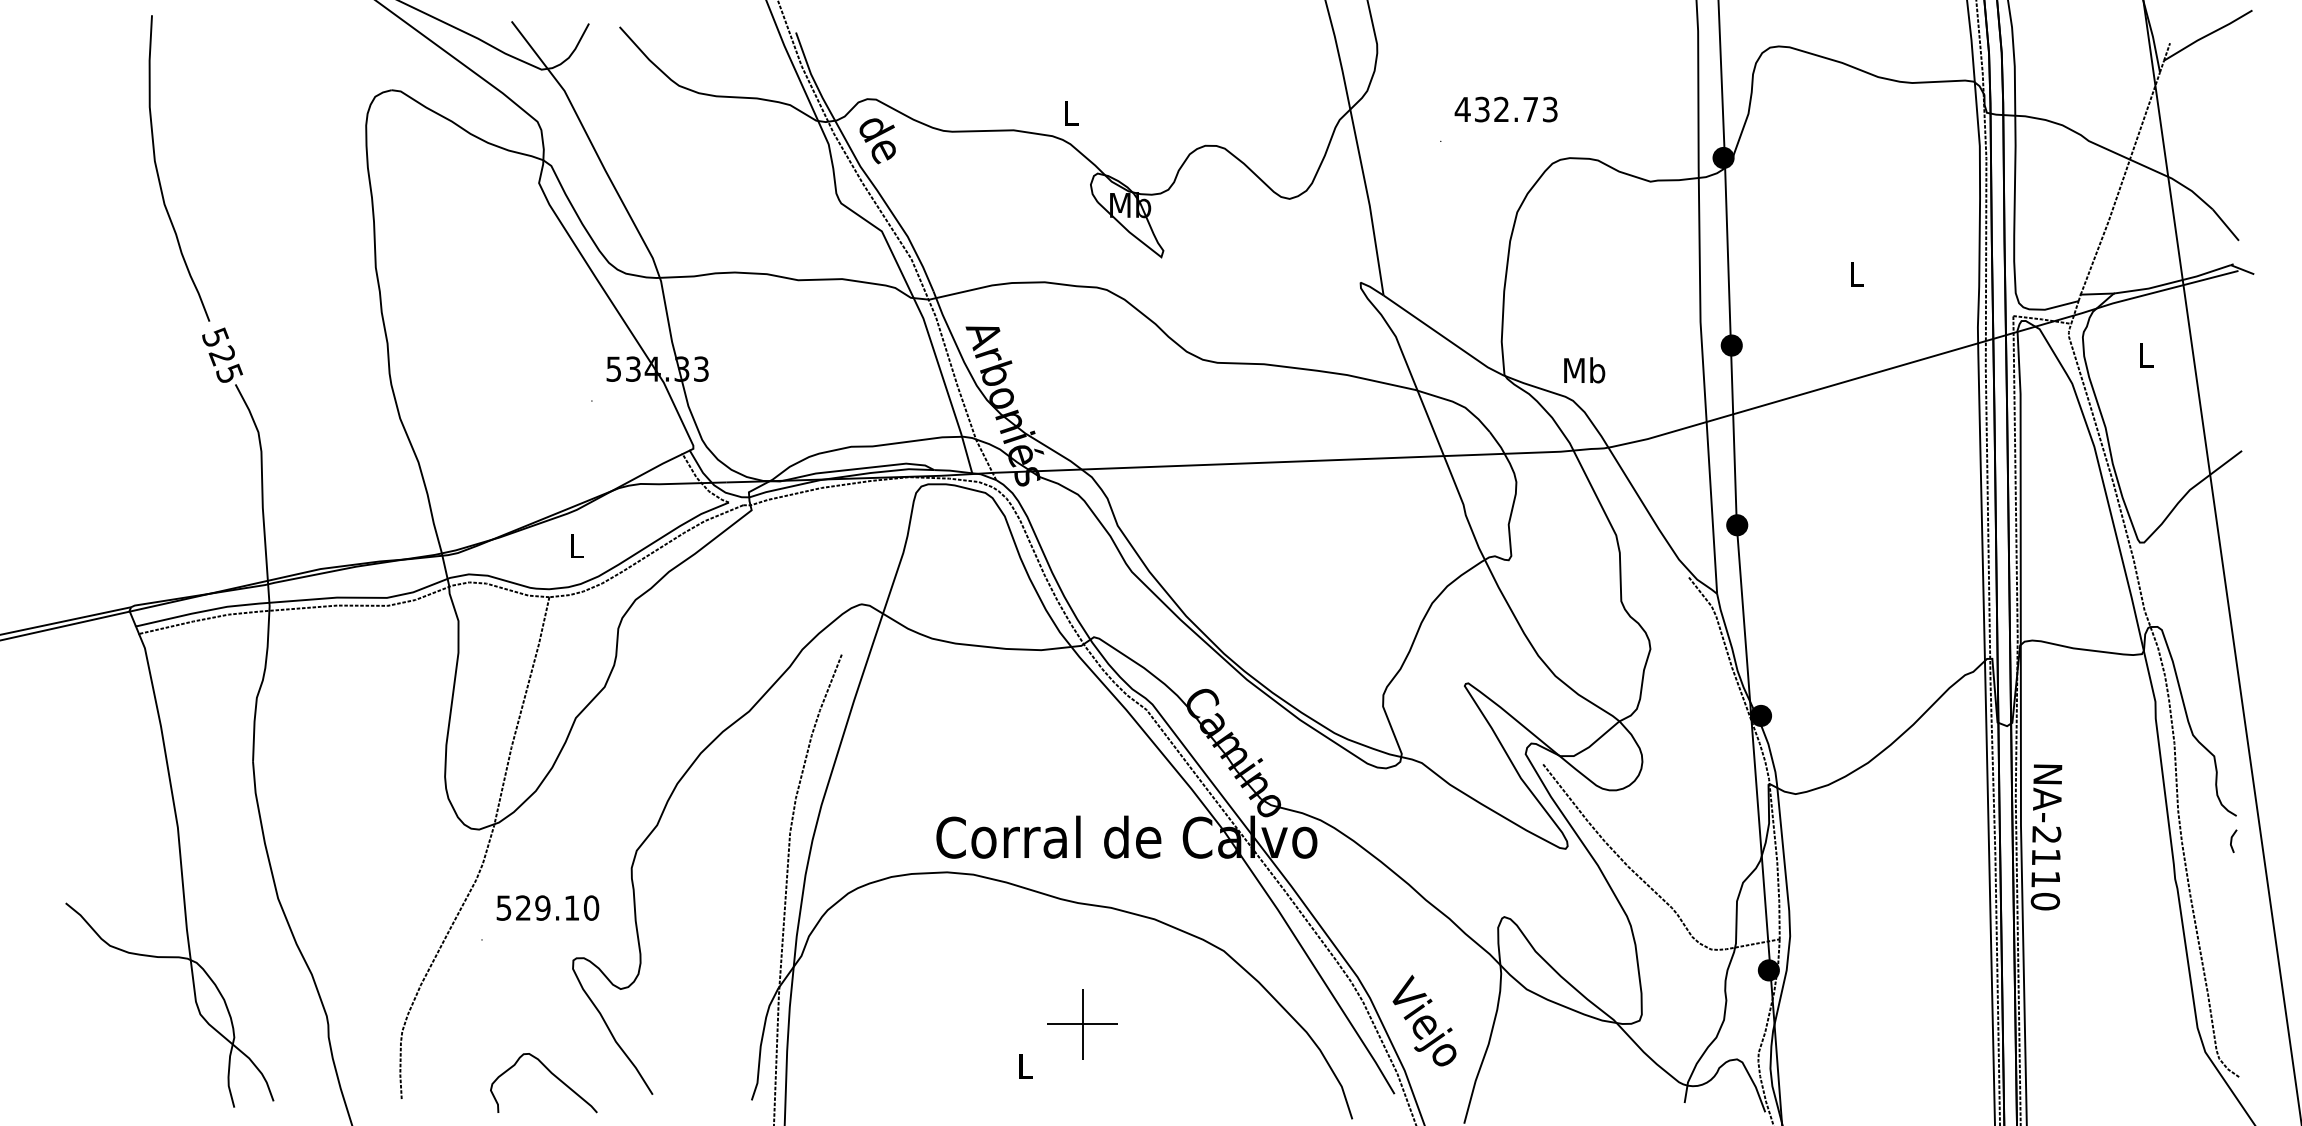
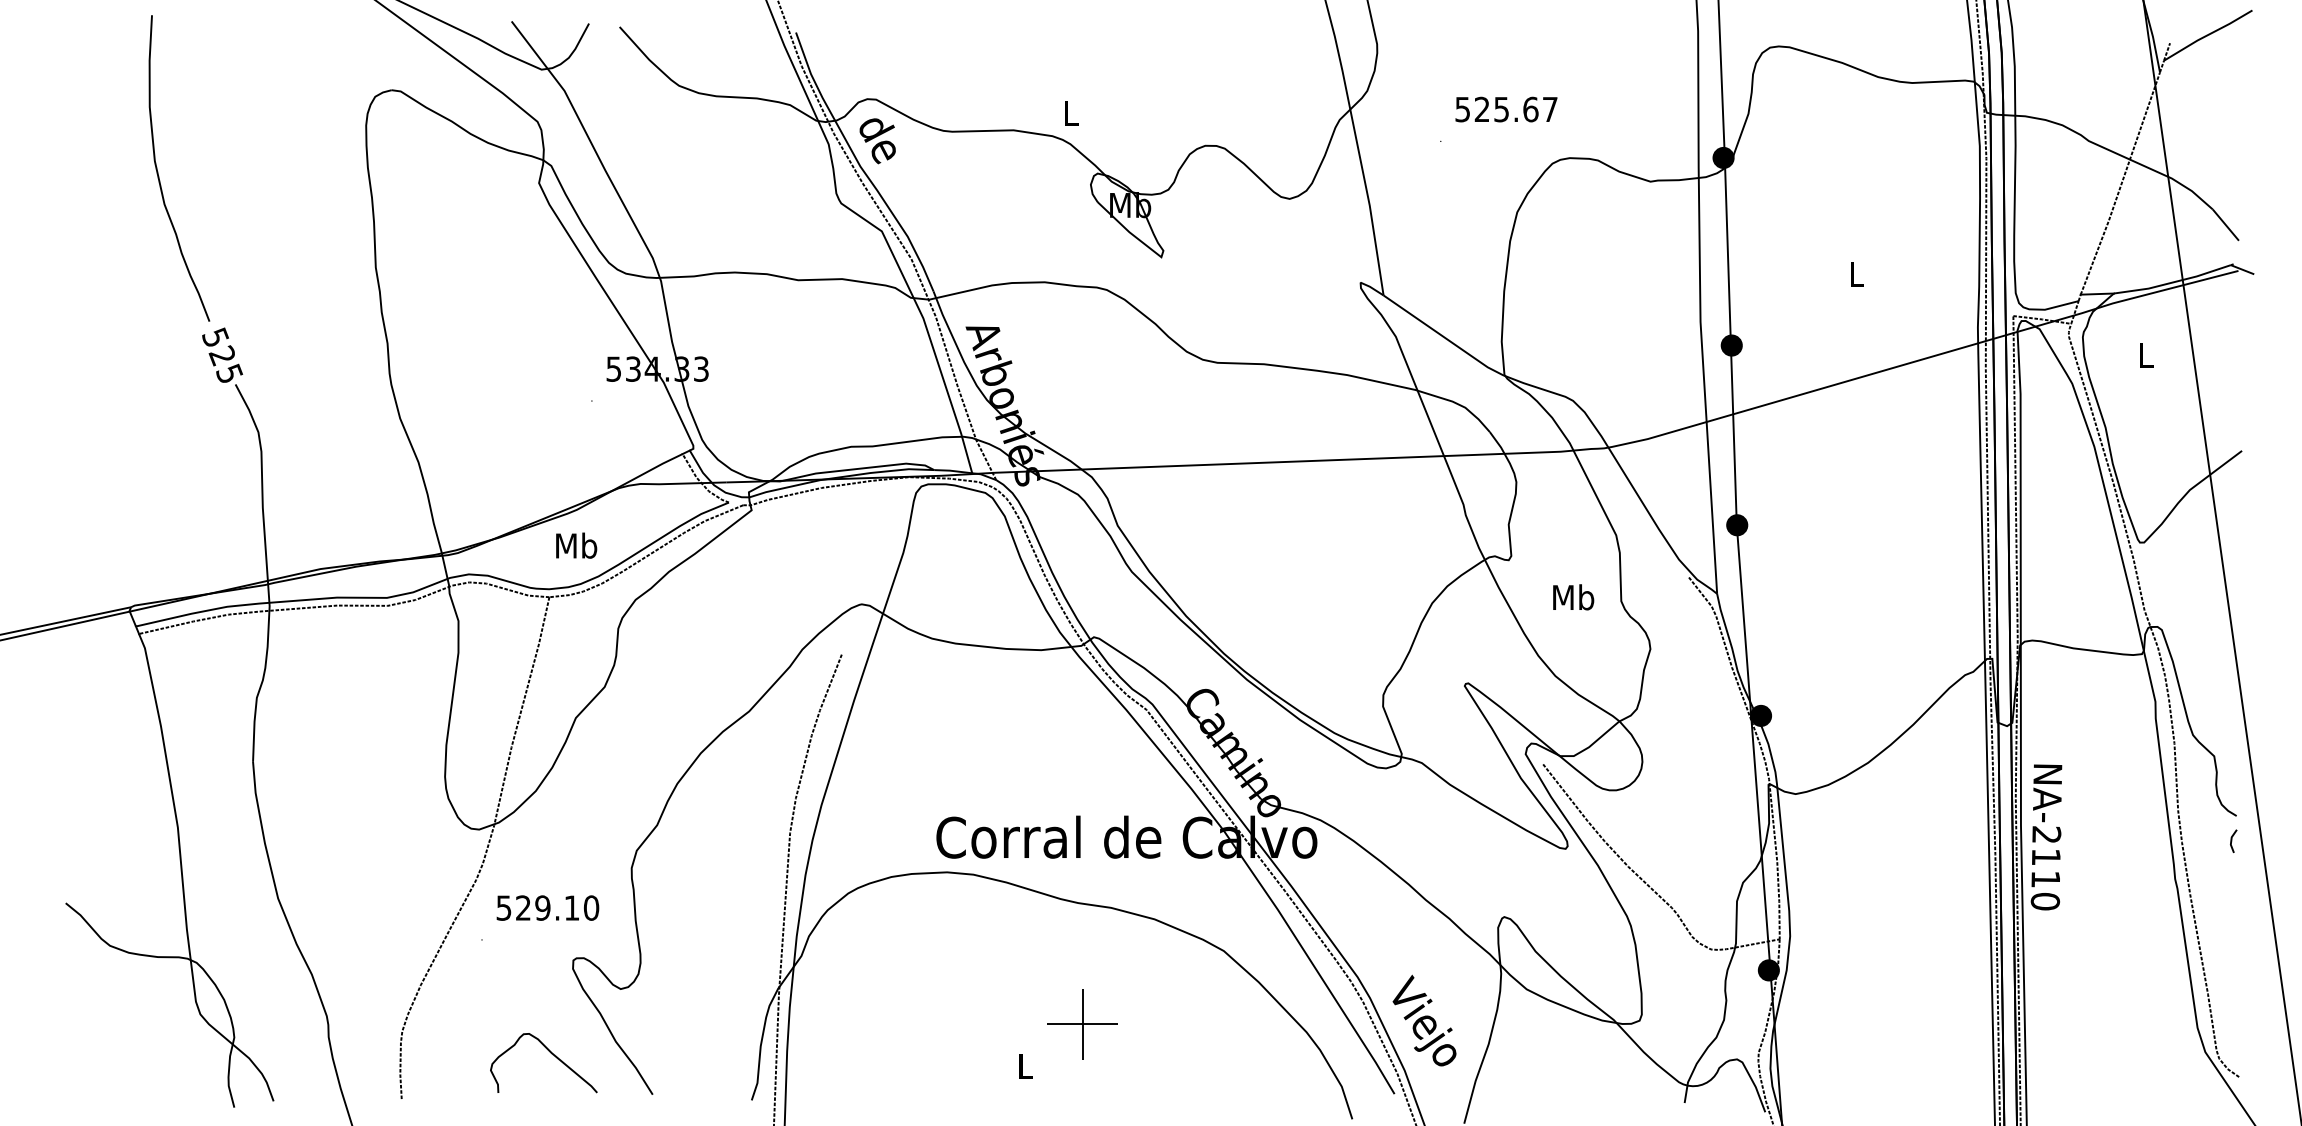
text: 432.73 -> 525.67 (1505, 109)
text position: (1584, 370) -> (1573, 597) (1573, 597)
text: L -> Mb (576, 545)
curve position: (551, 1074) -> (551, 1054) (551, 1054)
